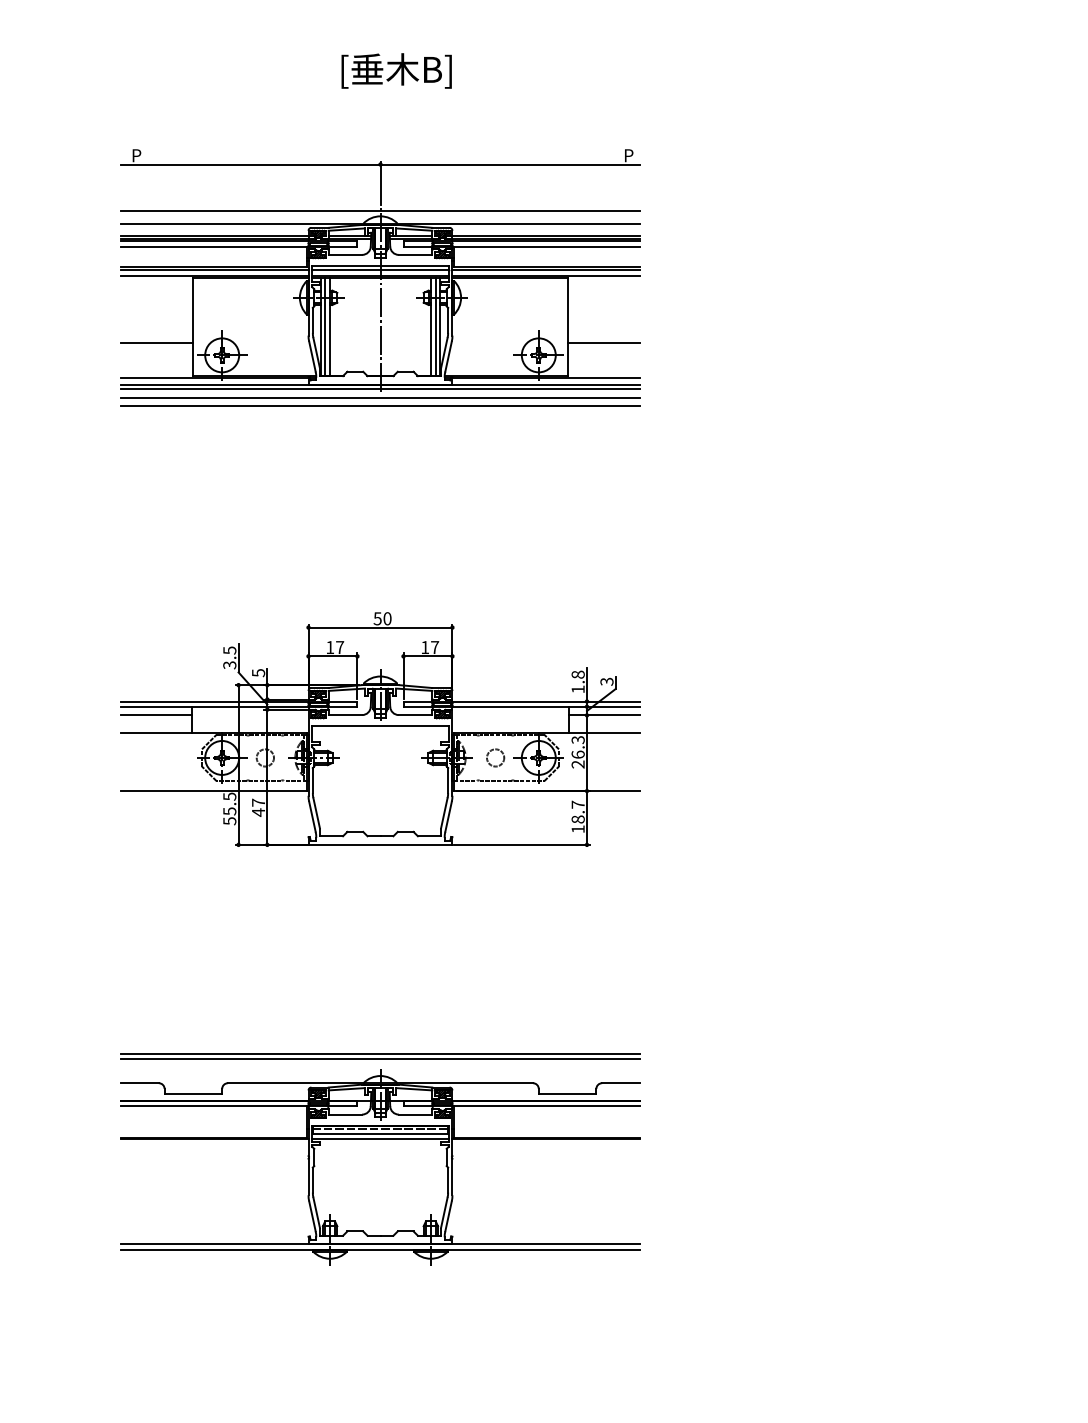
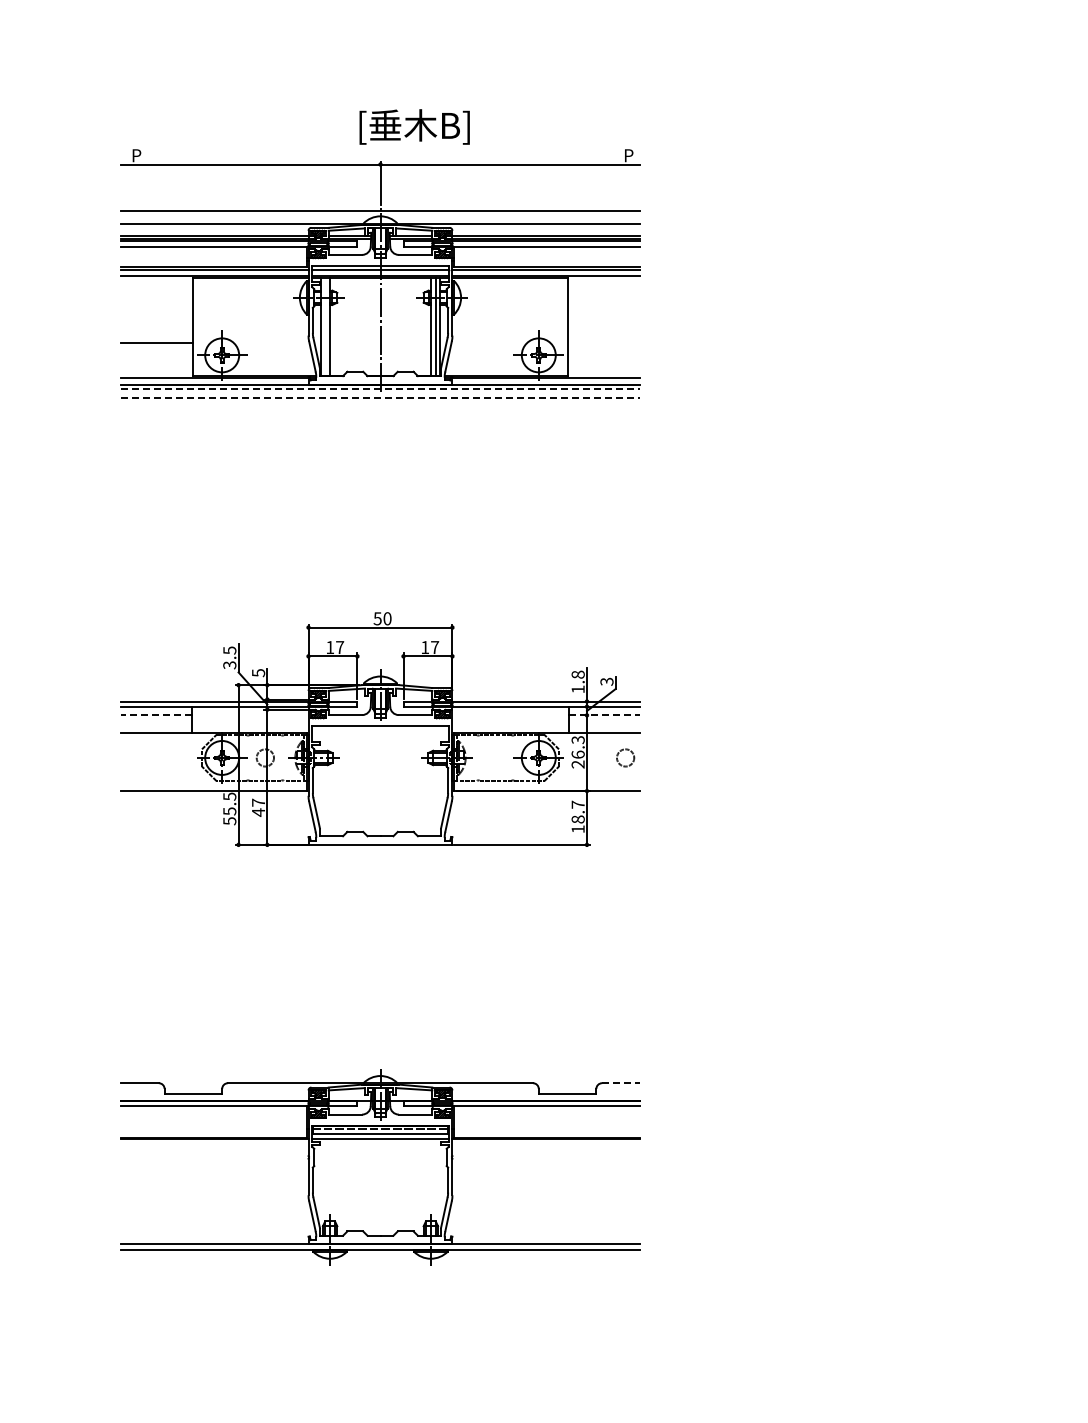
text position: (396, 70) -> (414, 126) (414, 126)
line: present -> none (324, 326)
line: present -> none (603, 343)
line: solid -> dashed (380, 389)
line: solid -> dashed (380, 398)
line: present -> none (380, 406)
line: solid -> dashed (156, 715)
line: solid -> dashed (604, 715)
circle position: (495, 757) -> (625, 757) (625, 757)
part: present -> none (380, 1056)
line: solid -> dashed (620, 1083)
